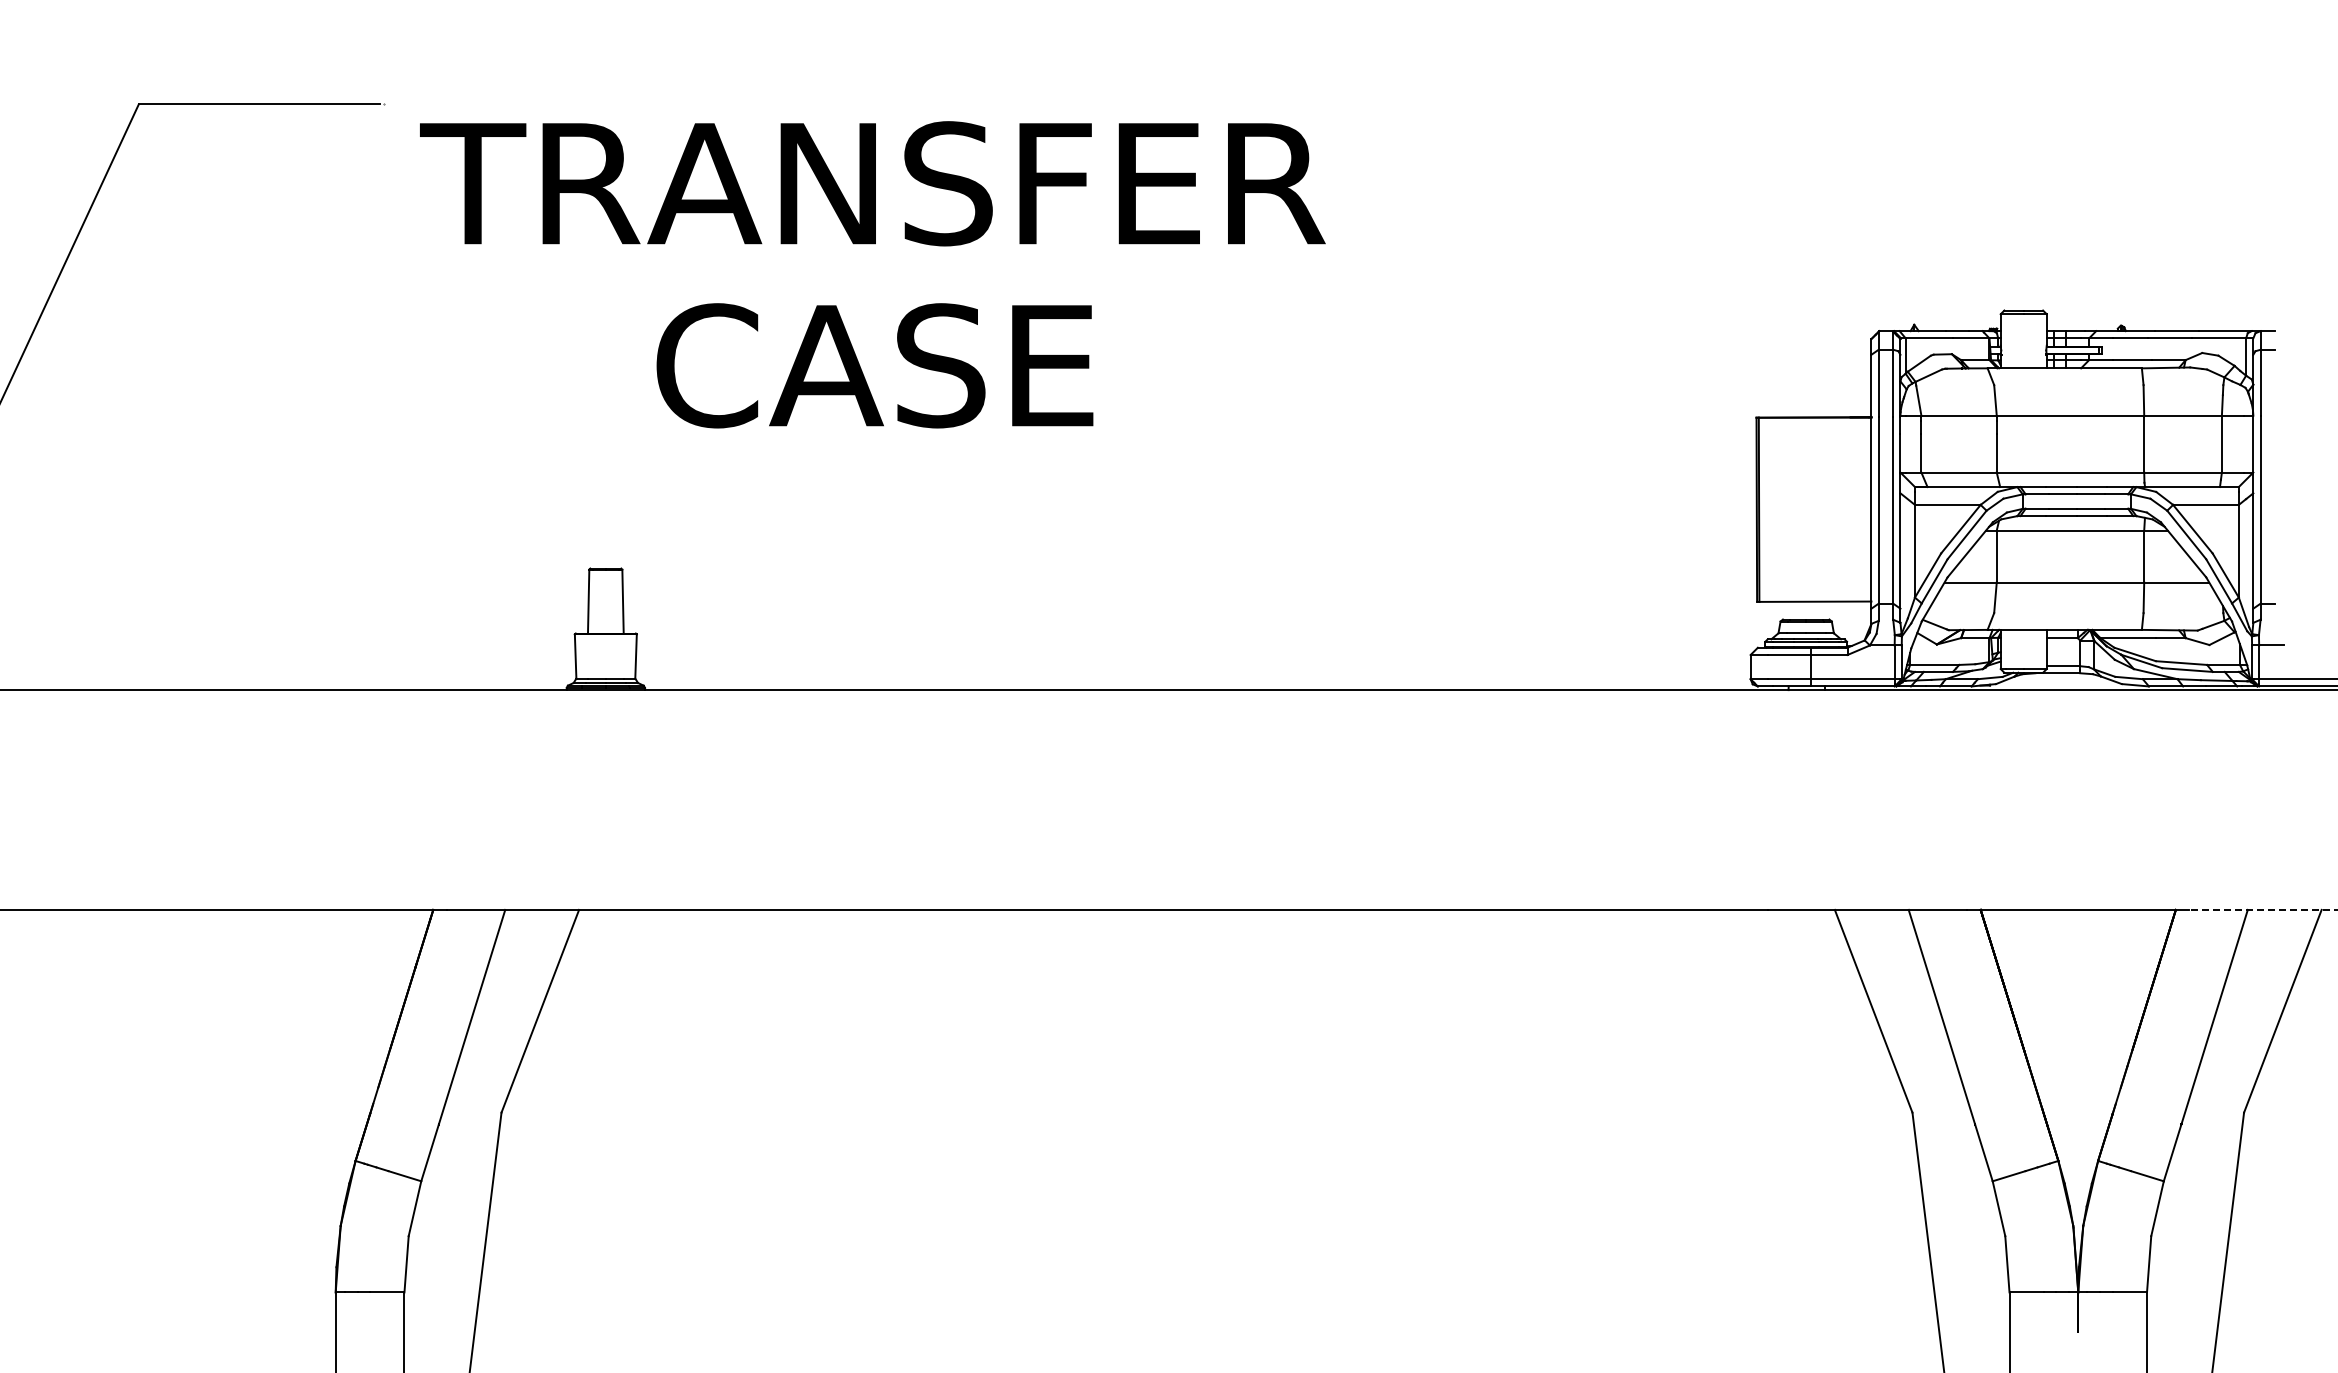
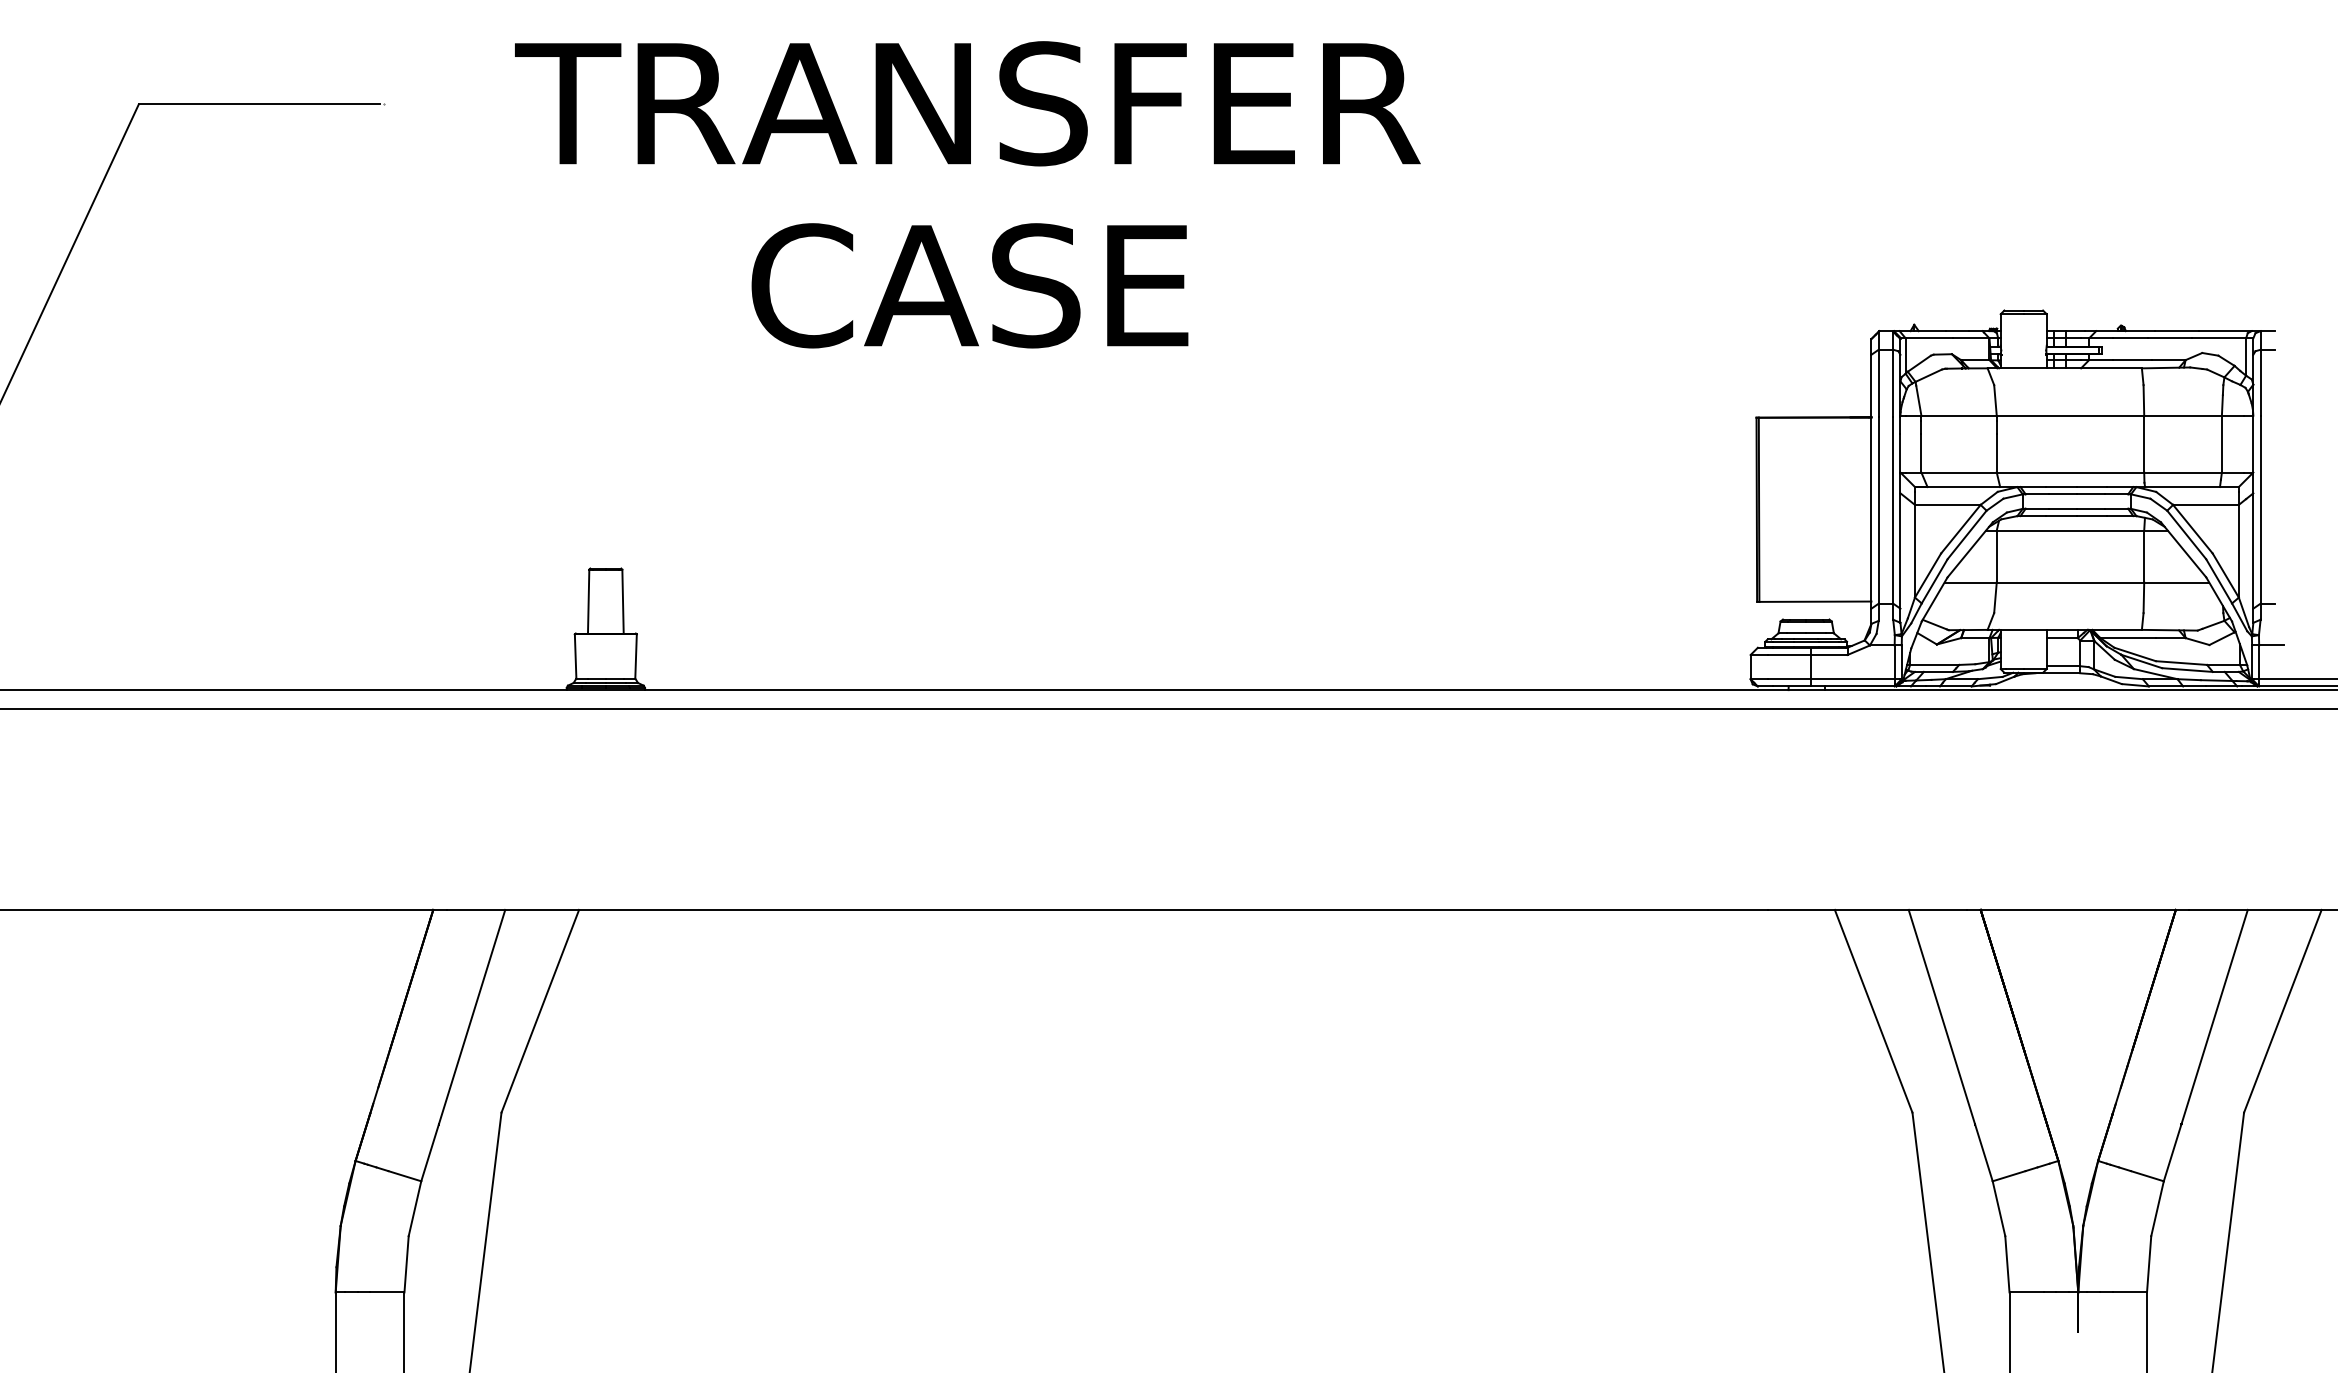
text position: (872, 274) -> (967, 194) (967, 194)
line: none -> present (1168, 709)
line: dashed -> solid (2263, 909)
